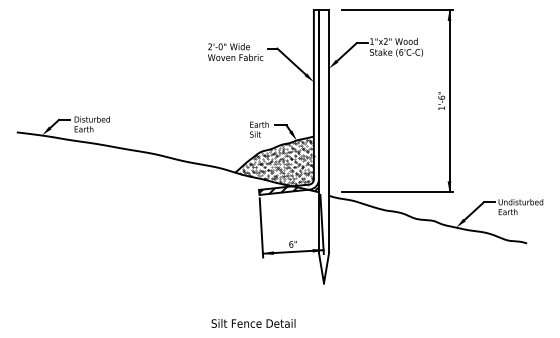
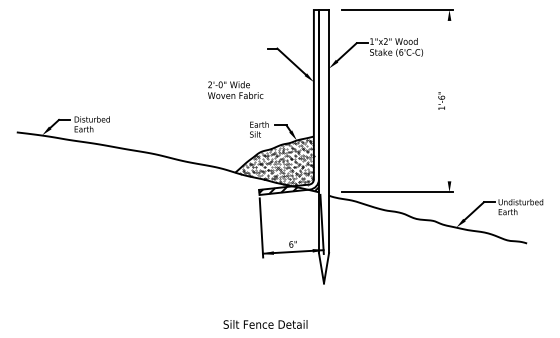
text position: (235, 51) -> (235, 89) (235, 89)
line: present -> none (449, 101)
text position: (253, 323) -> (265, 324) (265, 324)
